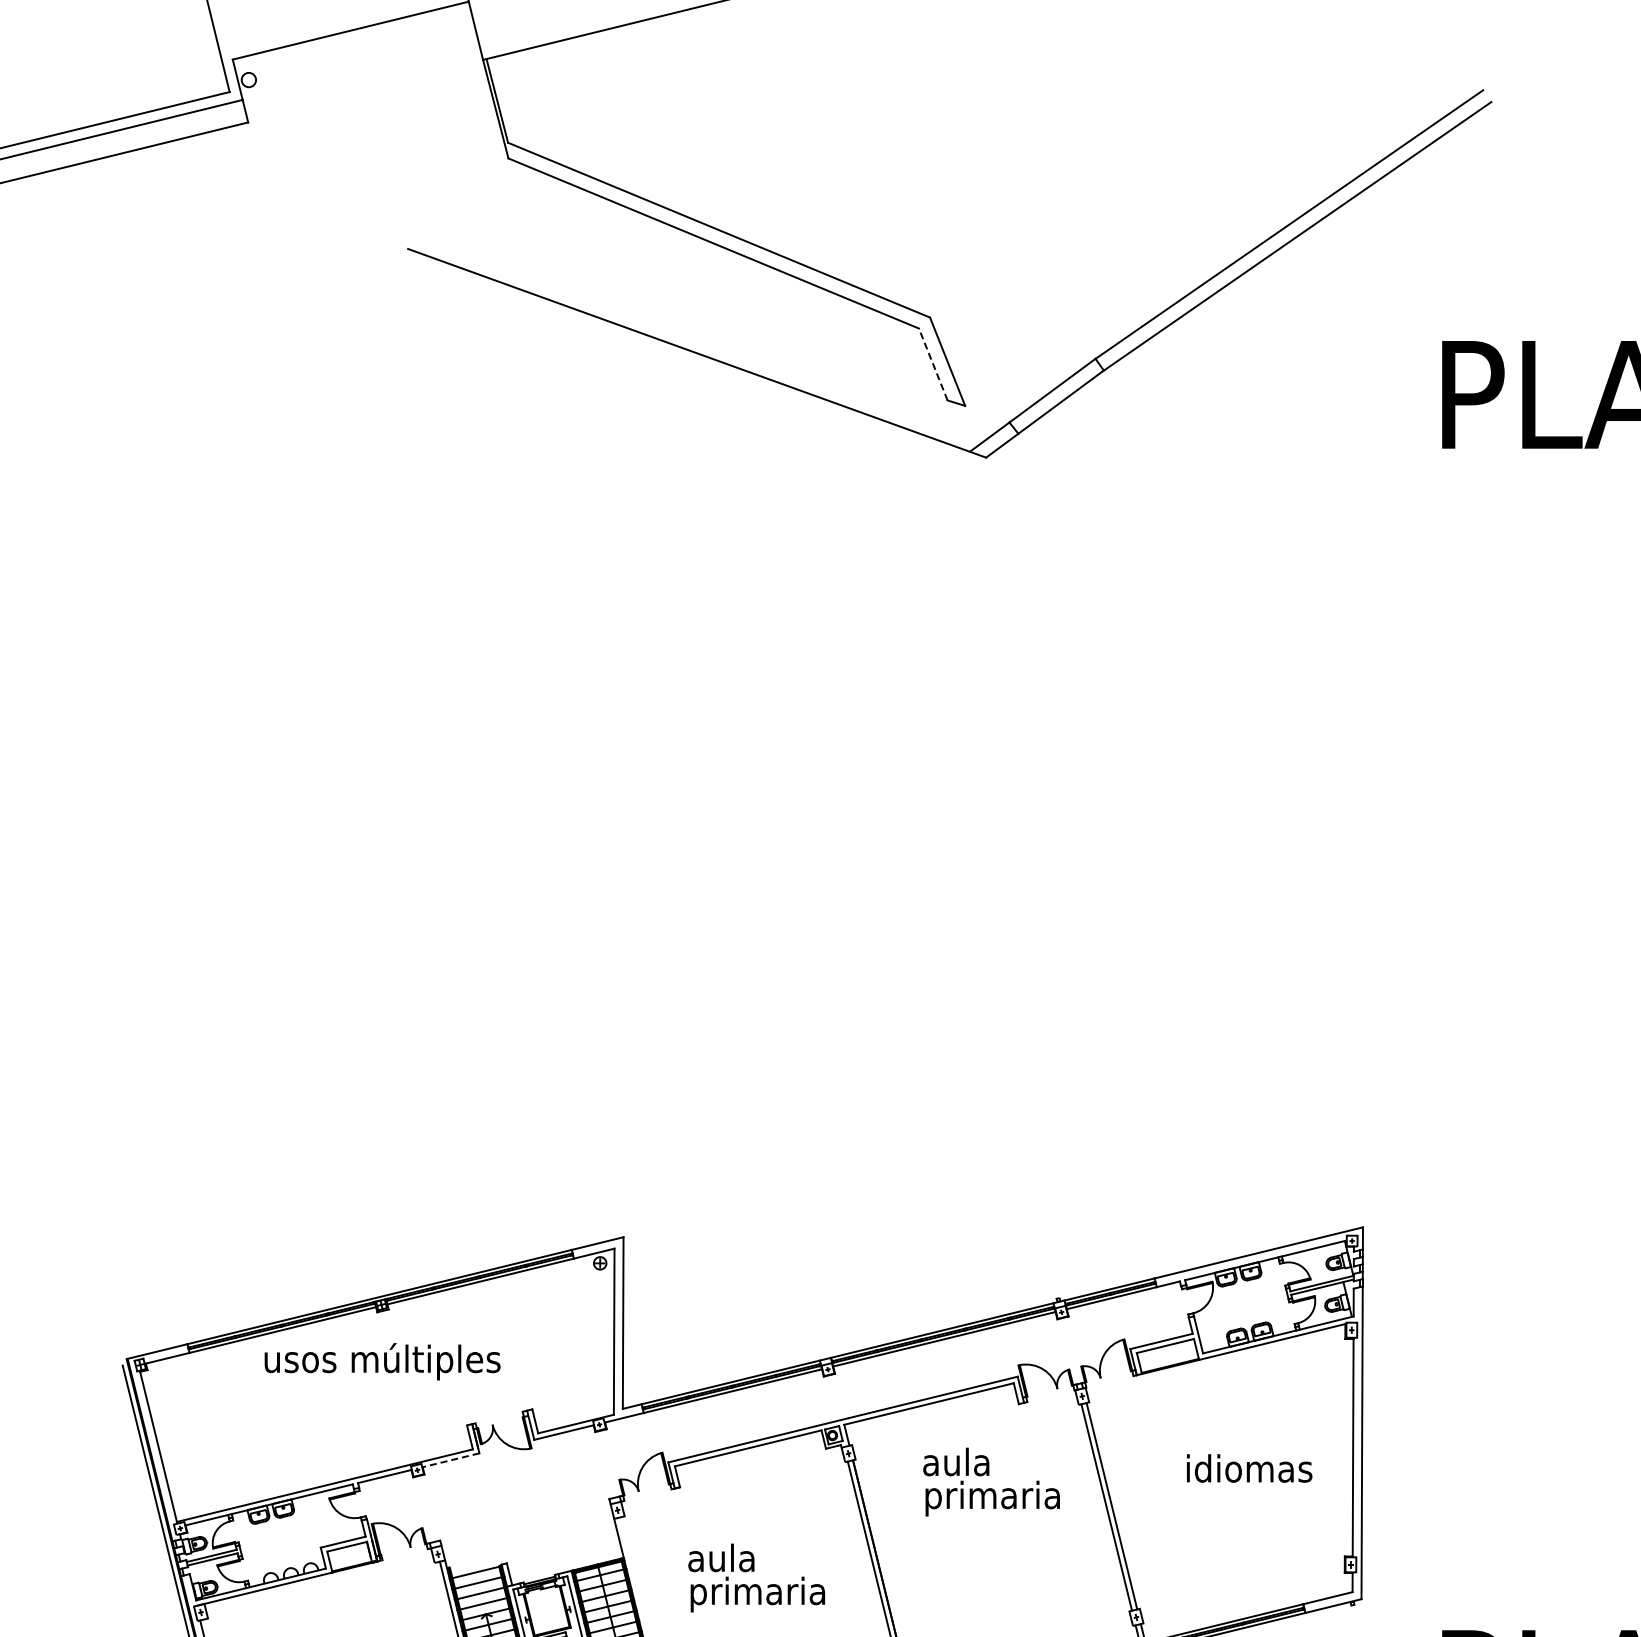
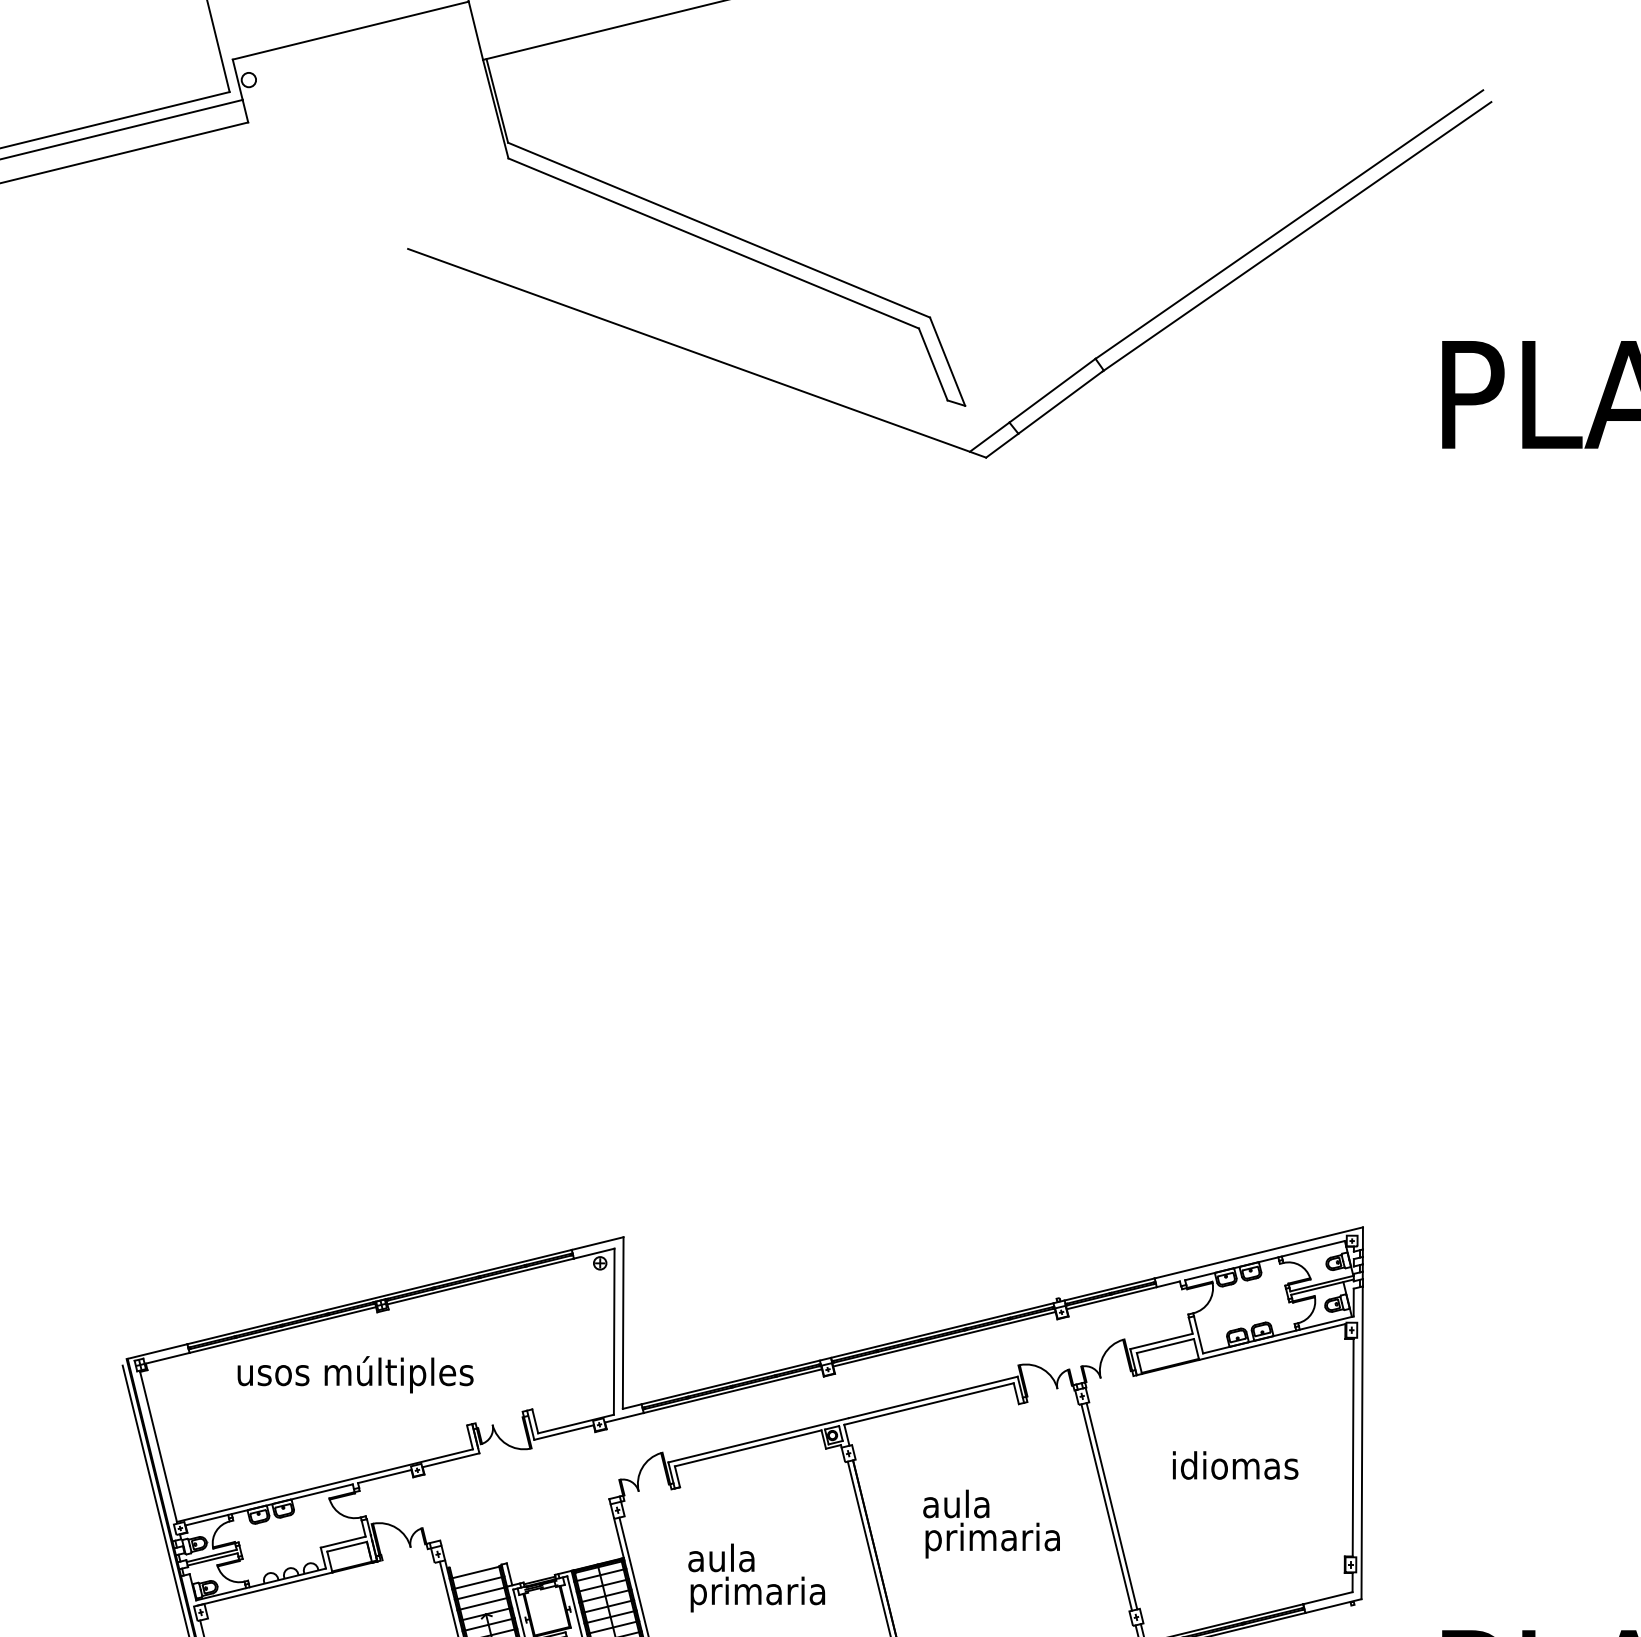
line: dashed -> solid (933, 364)
text position: (382, 1361) -> (355, 1374) (355, 1374)
line: dashed -> solid (450, 1460)
text position: (1249, 1468) -> (1235, 1465) (1235, 1465)
text position: (991, 1481) -> (991, 1523) (991, 1523)
line: none -> present (633, 1575)
